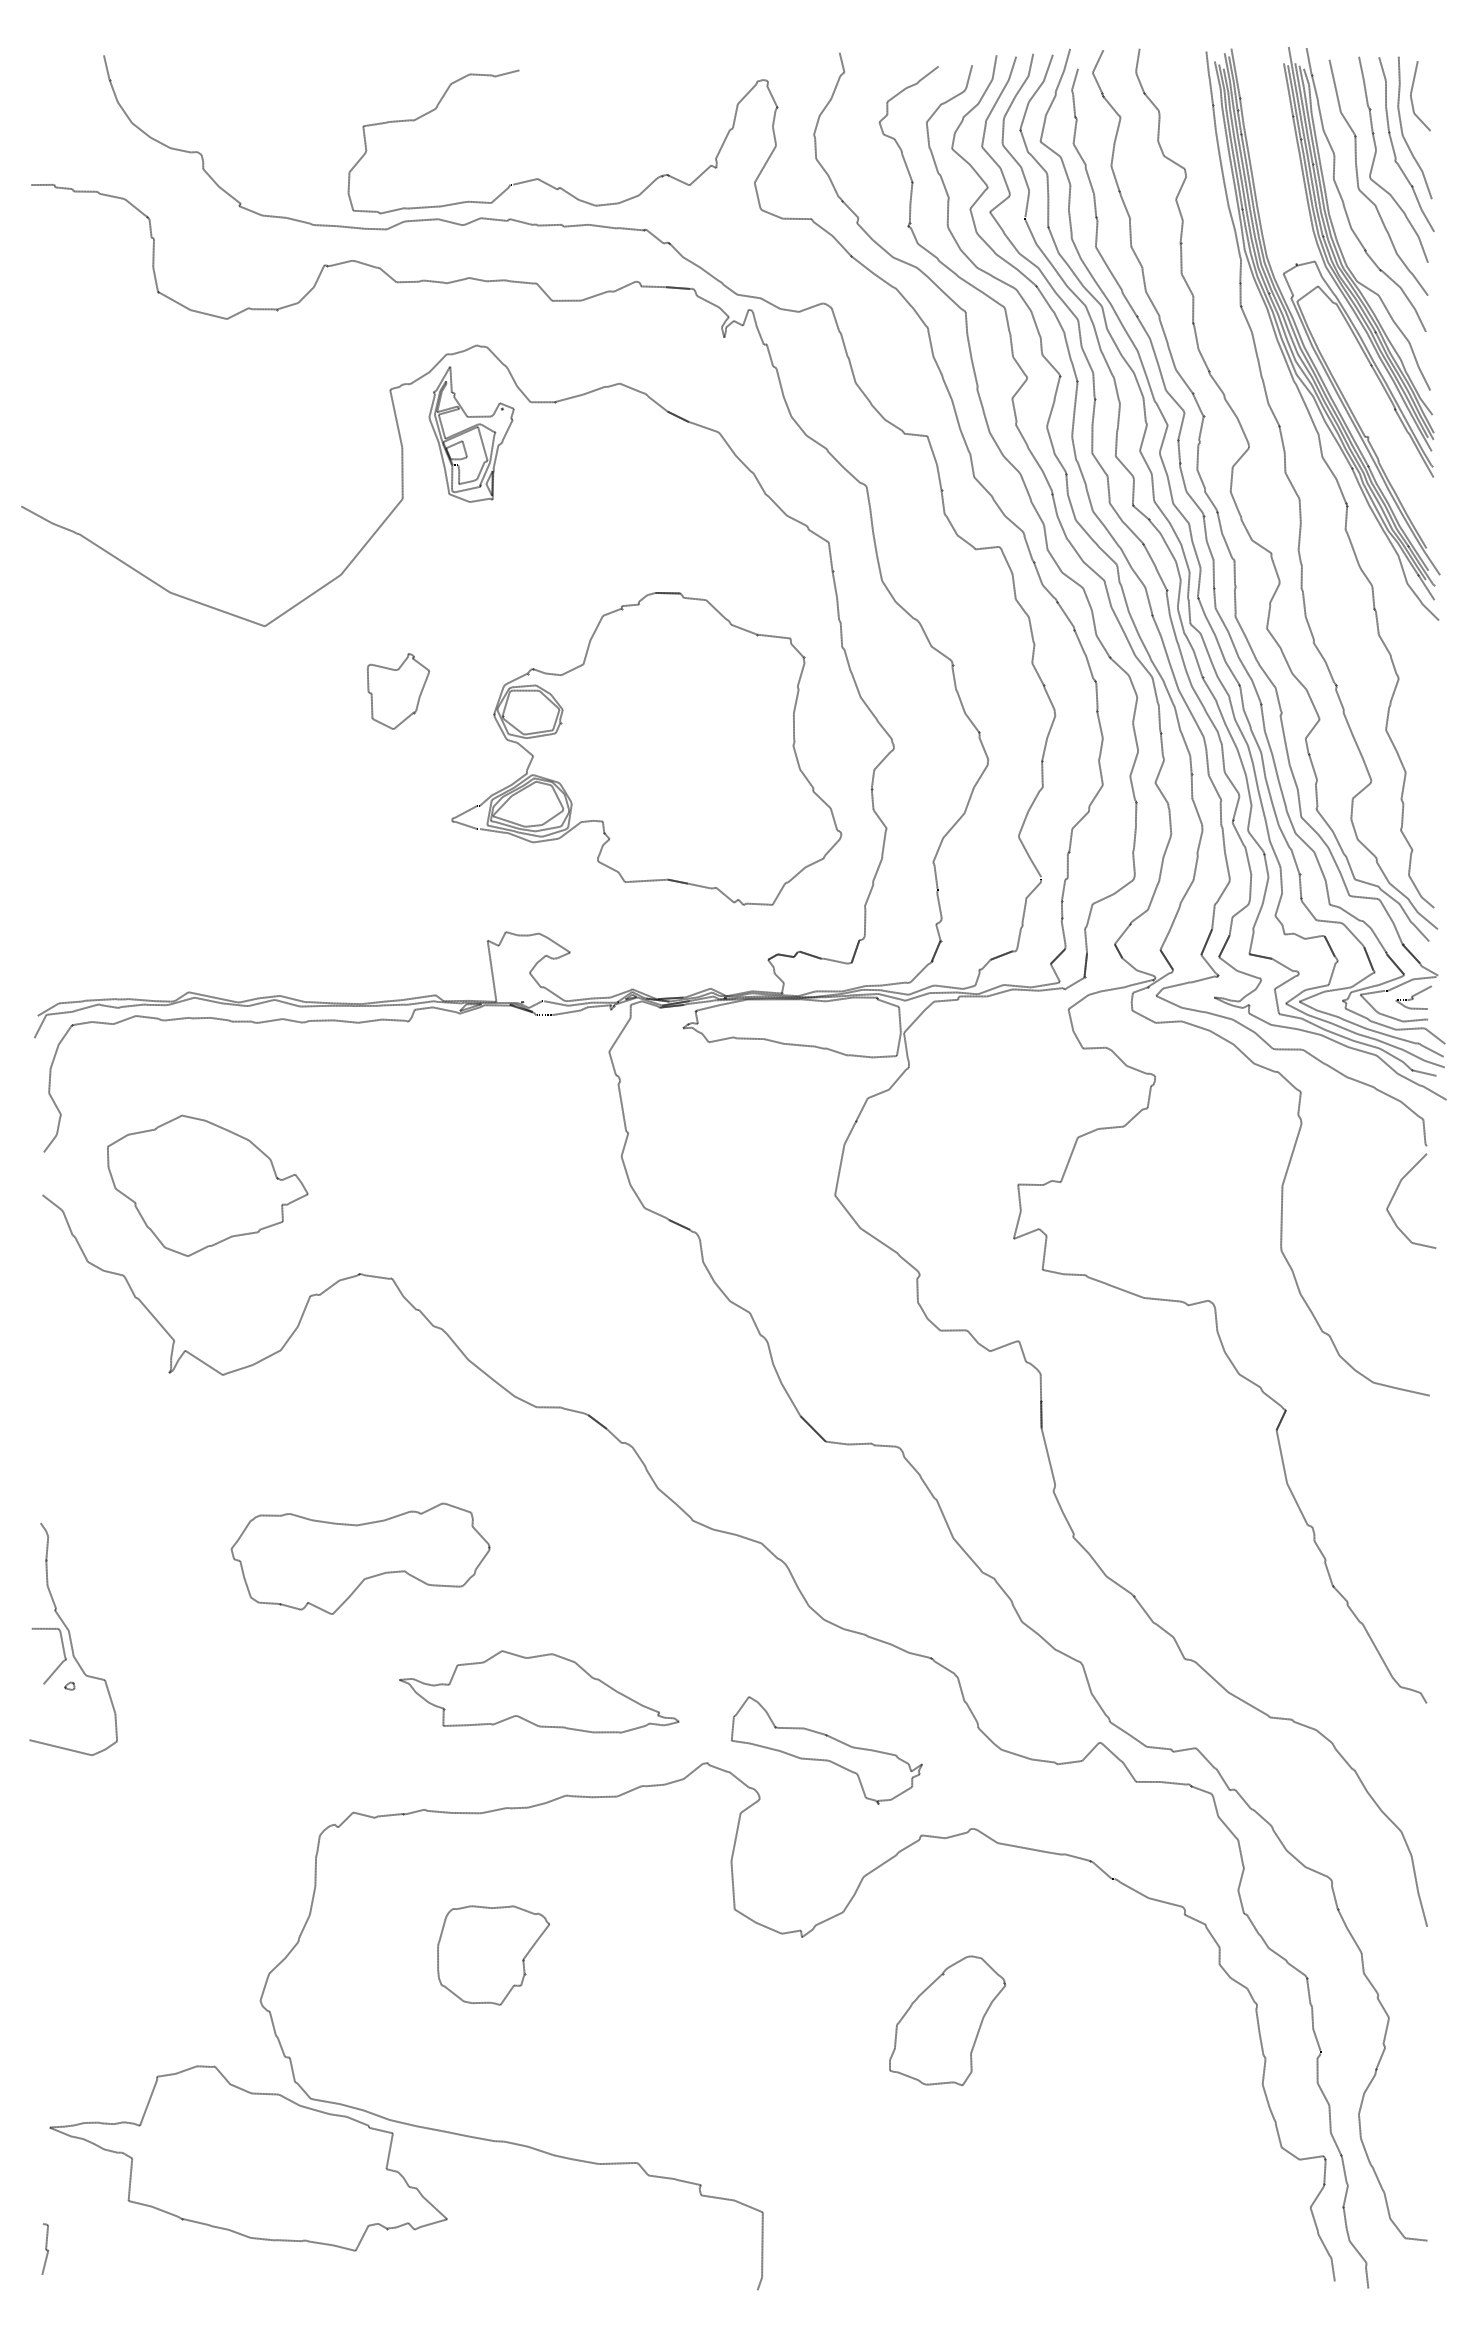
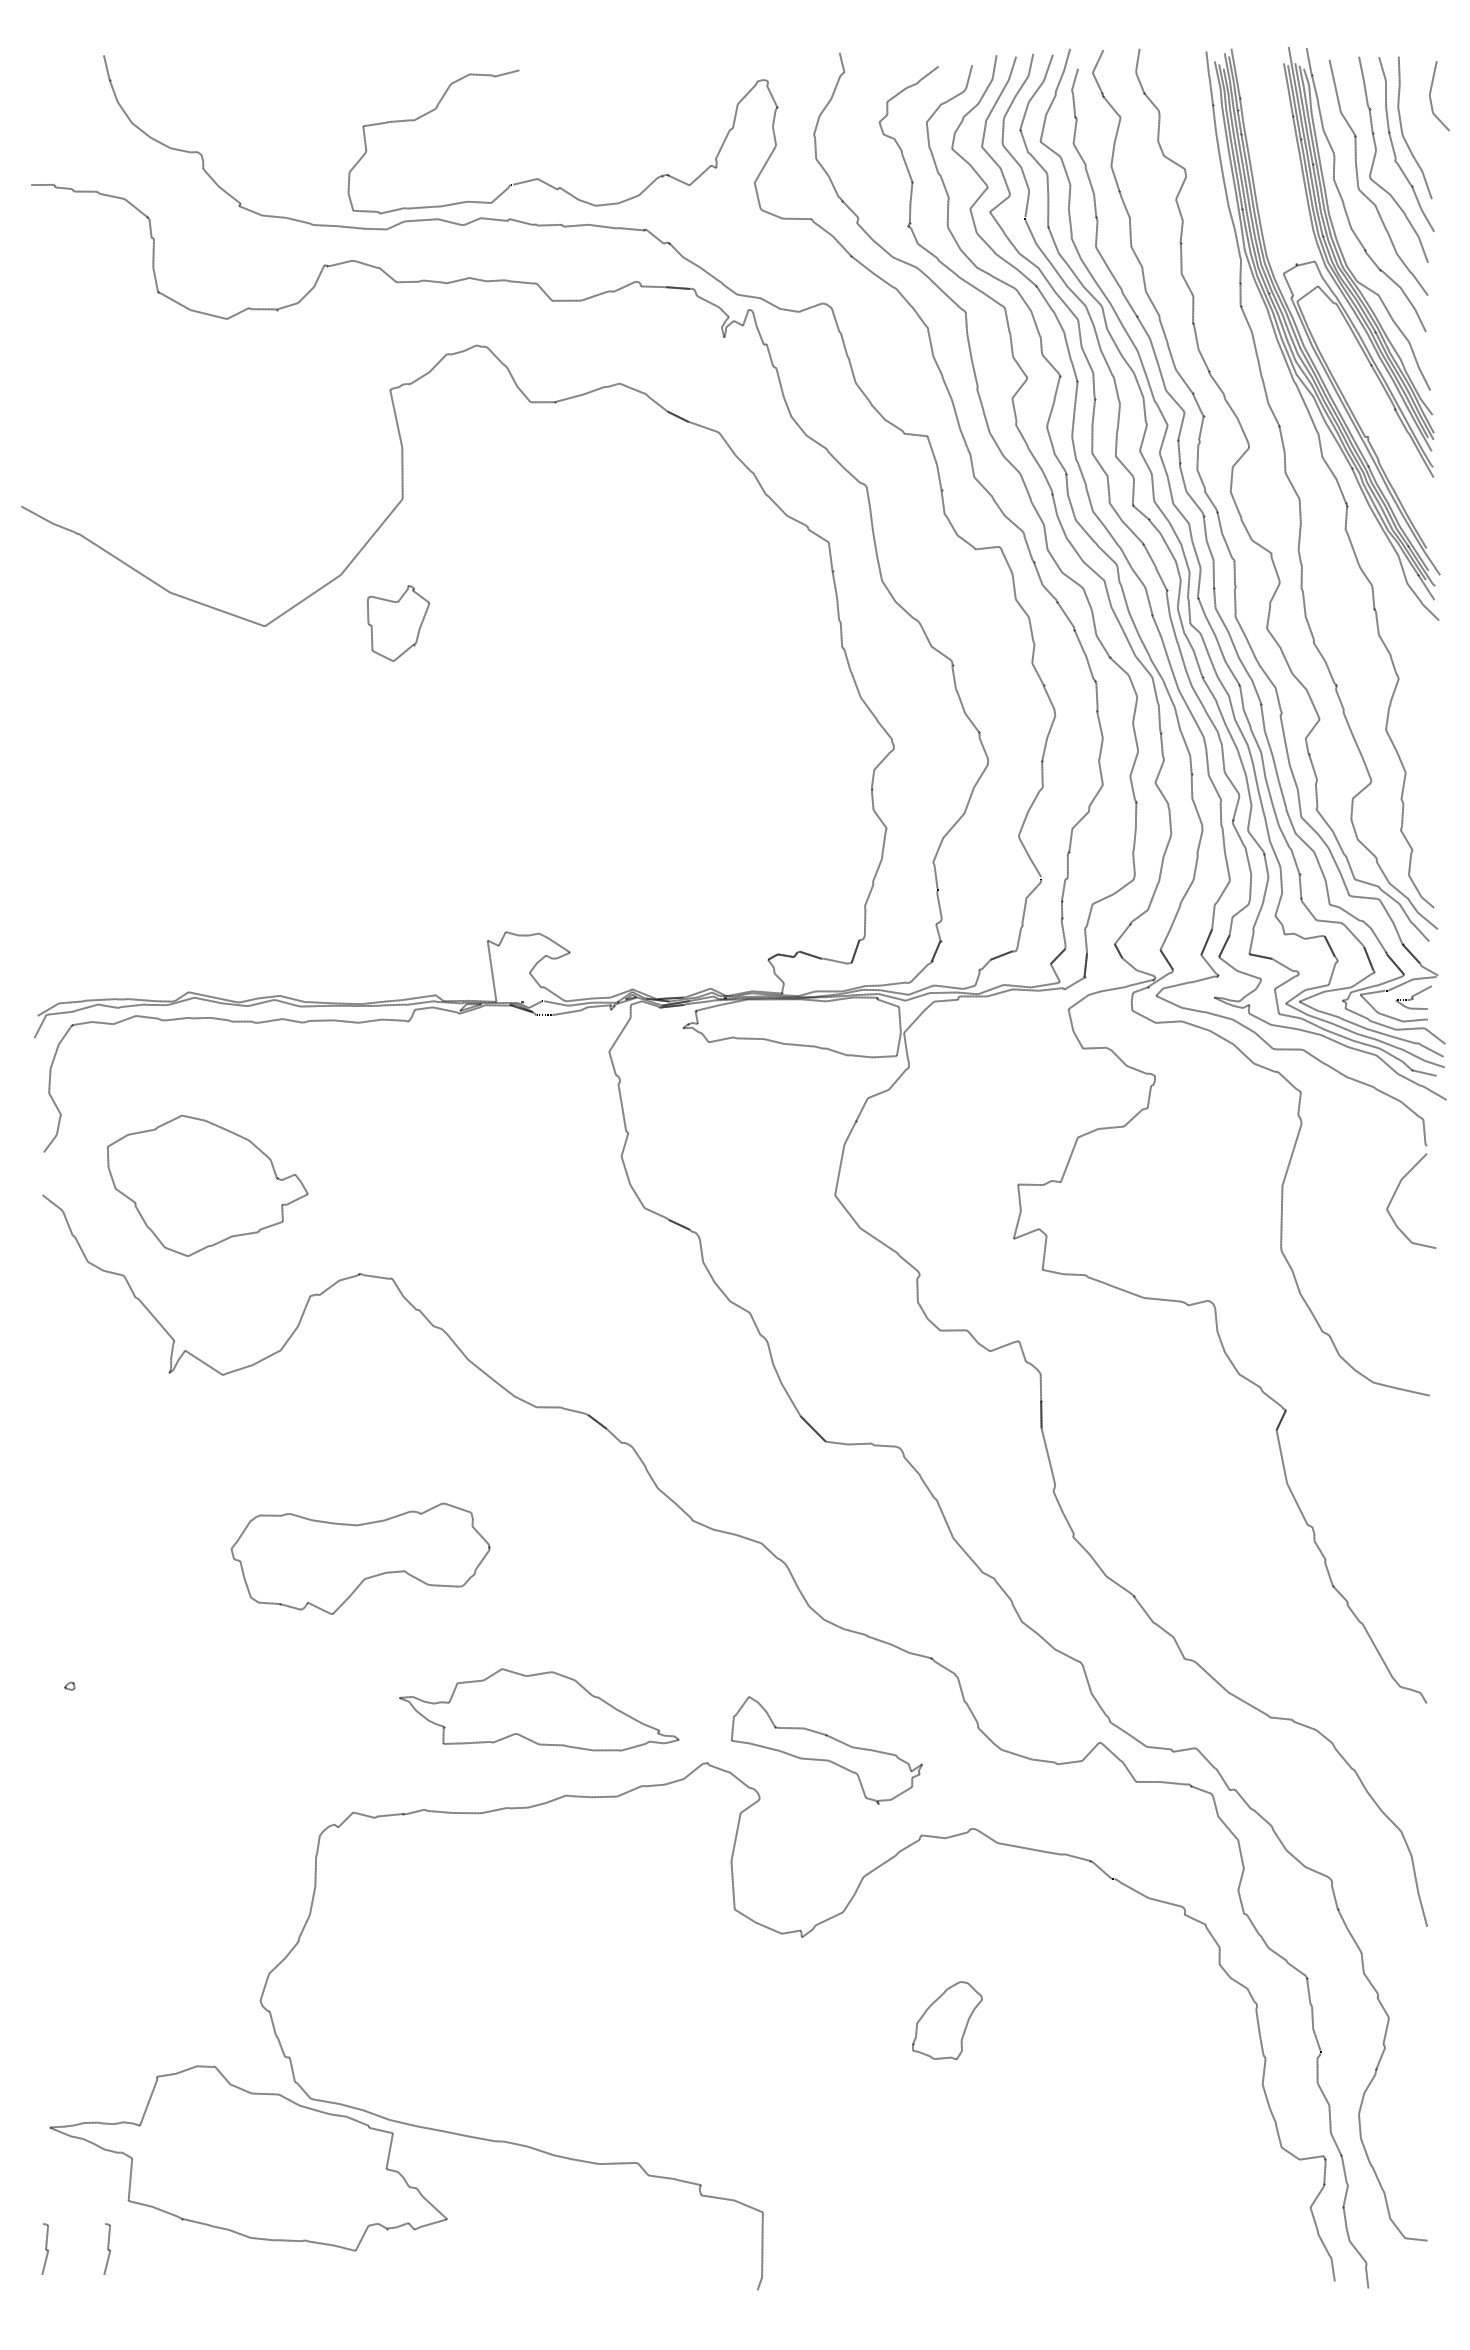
line position: (1412, 98) -> (1431, 98) (1431, 98)
part: present -> none (471, 434)
part position: (398, 691) -> (398, 623) (398, 623)
part: present -> none (646, 748)
part: present -> none (73, 1639)
part position: (539, 1691) -> (539, 1709) (539, 1709)
part: present -> none (493, 1955)
part size: 117x131 px -> 71x79 px (947, 2020)
curve: none -> present (107, 2248)
